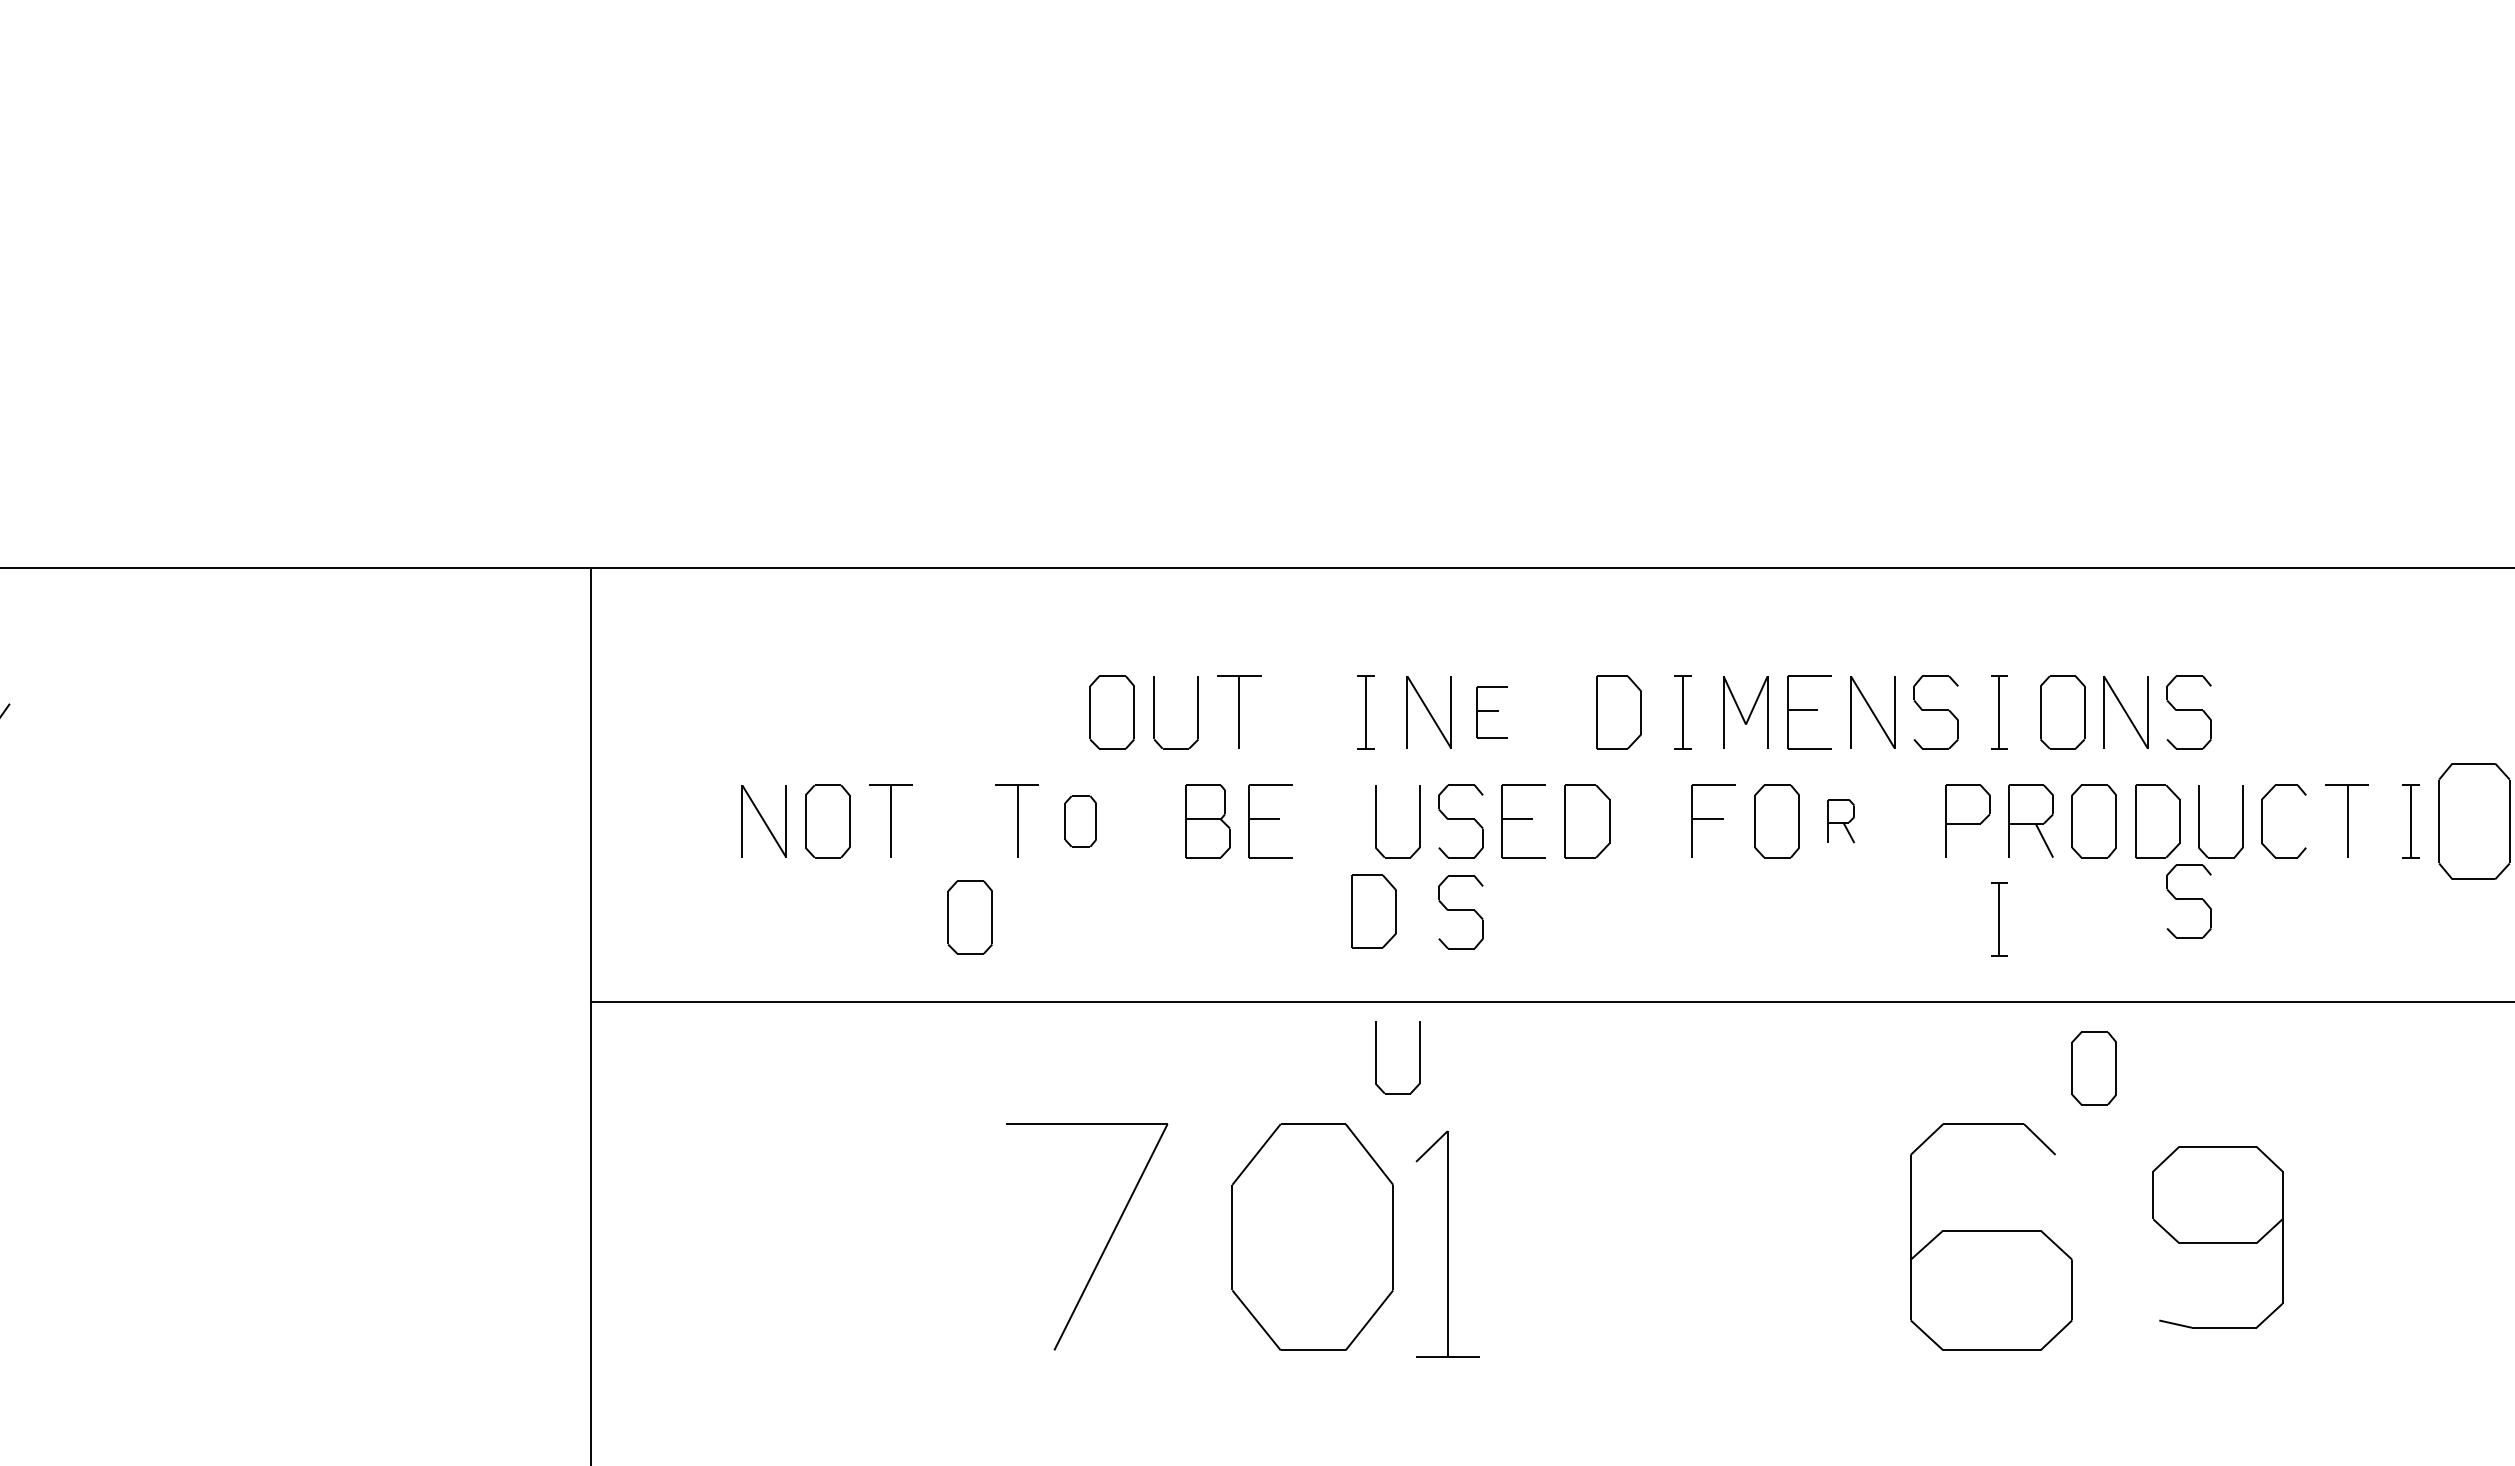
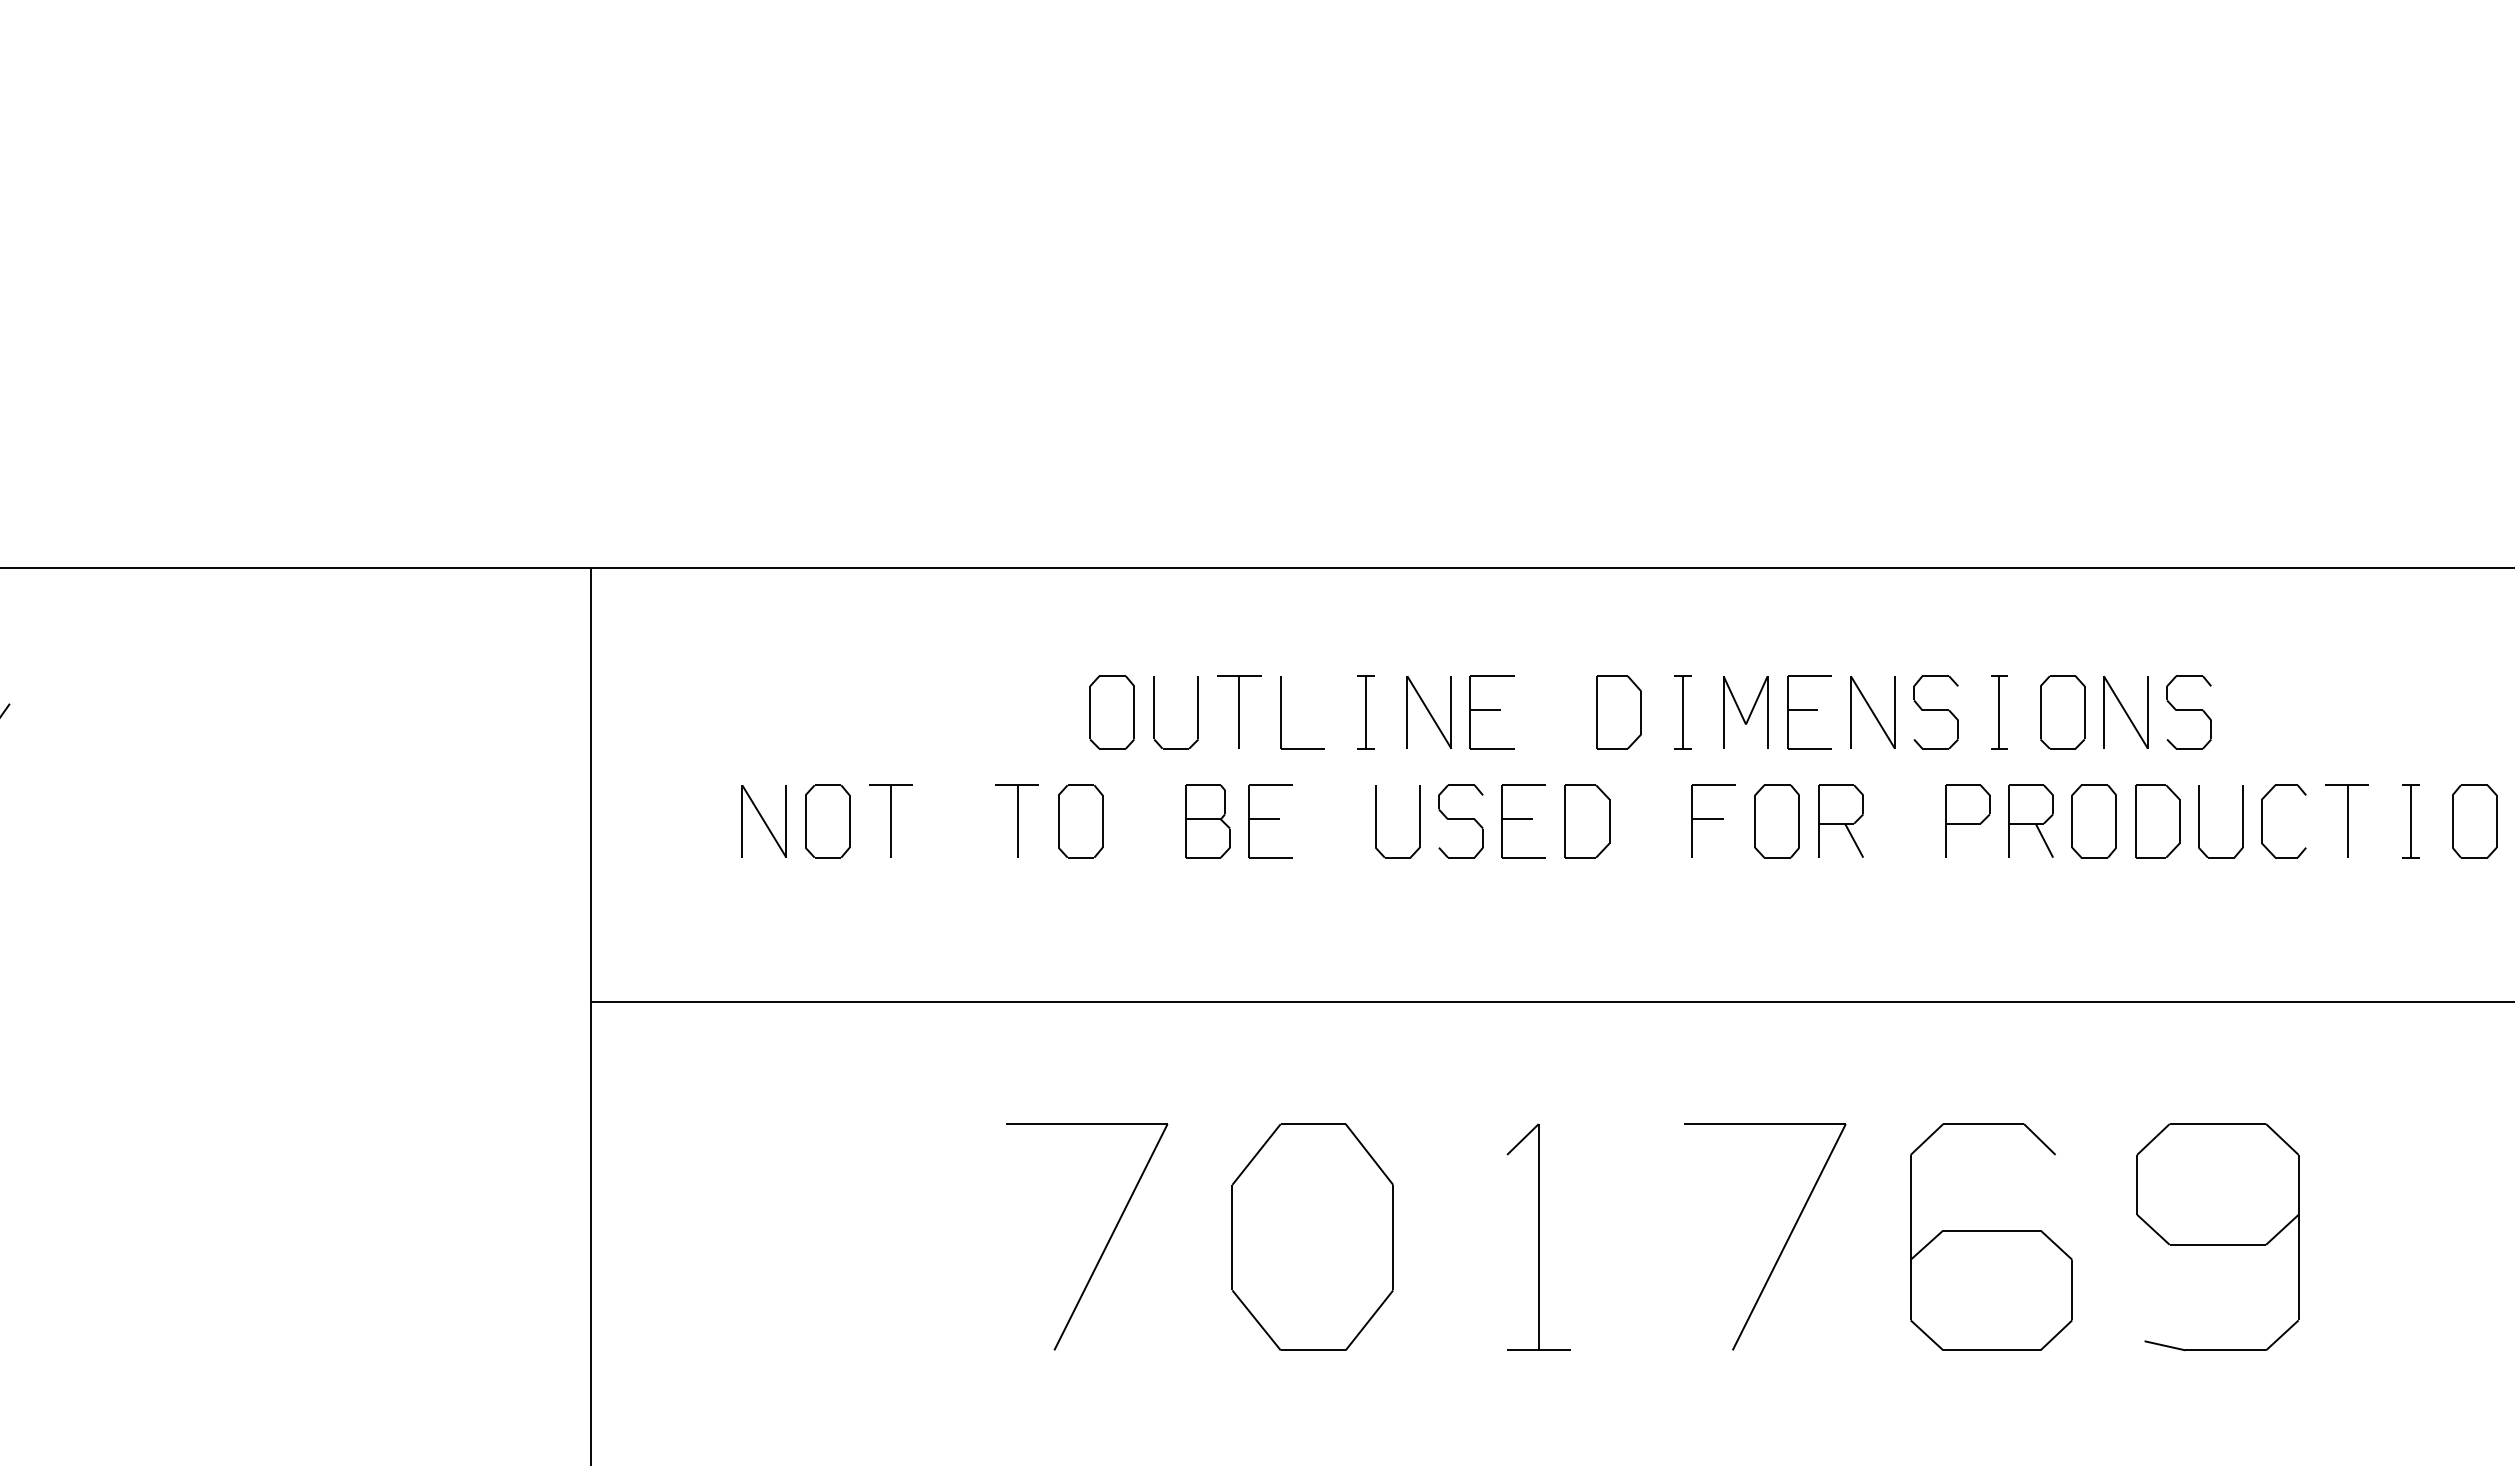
part: none -> present (1281, 712)
part size: 32x53 px -> 46x75 px (1491, 712)
part size: 33x53 px -> 46x75 px (1080, 821)
part size: 28x45 px -> 46x74 px (1840, 820)
part size: 73x117 px -> 46x75 px (2474, 821)
part: present -> none (2188, 901)
part: present -> none (1373, 911)
part: present -> none (1460, 912)
part: present -> none (969, 917)
part: present -> none (1999, 919)
part: present -> none (1376, 1057)
part: present -> none (2093, 1068)
part size: 132x183 px -> 164x229 px (2217, 1237)
part position: (1447, 1243) -> (1538, 1236) (1538, 1236)
part: none -> present (1783, 1246)
